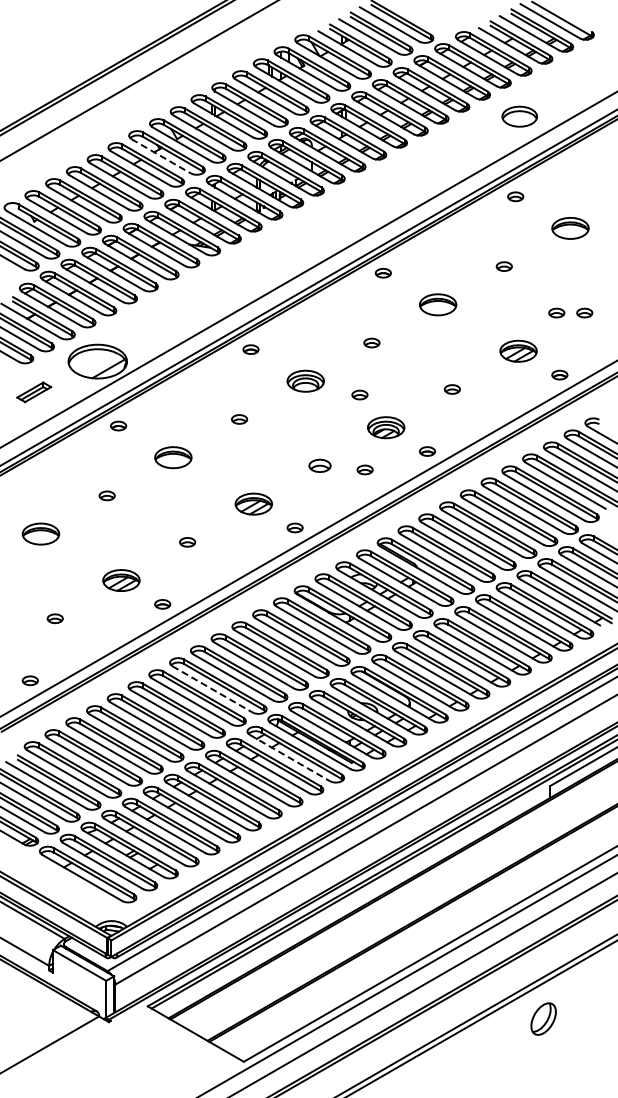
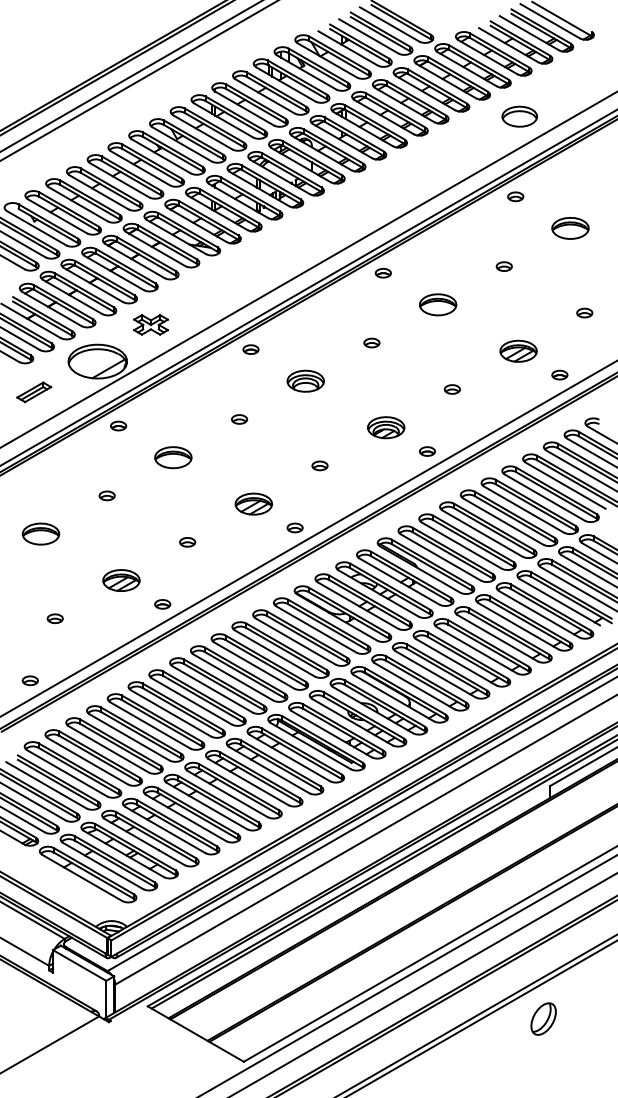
line: none -> present (130, 76)
line: dashed -> solid (161, 156)
part: present -> none (556, 312)
part: none -> present (150, 324)
part: present -> none (359, 394)
part size: 24x15 px -> 18x12 px (319, 465)
part: present -> none (364, 469)
line: dashed -> solid (212, 689)
line: dashed -> solid (290, 758)
